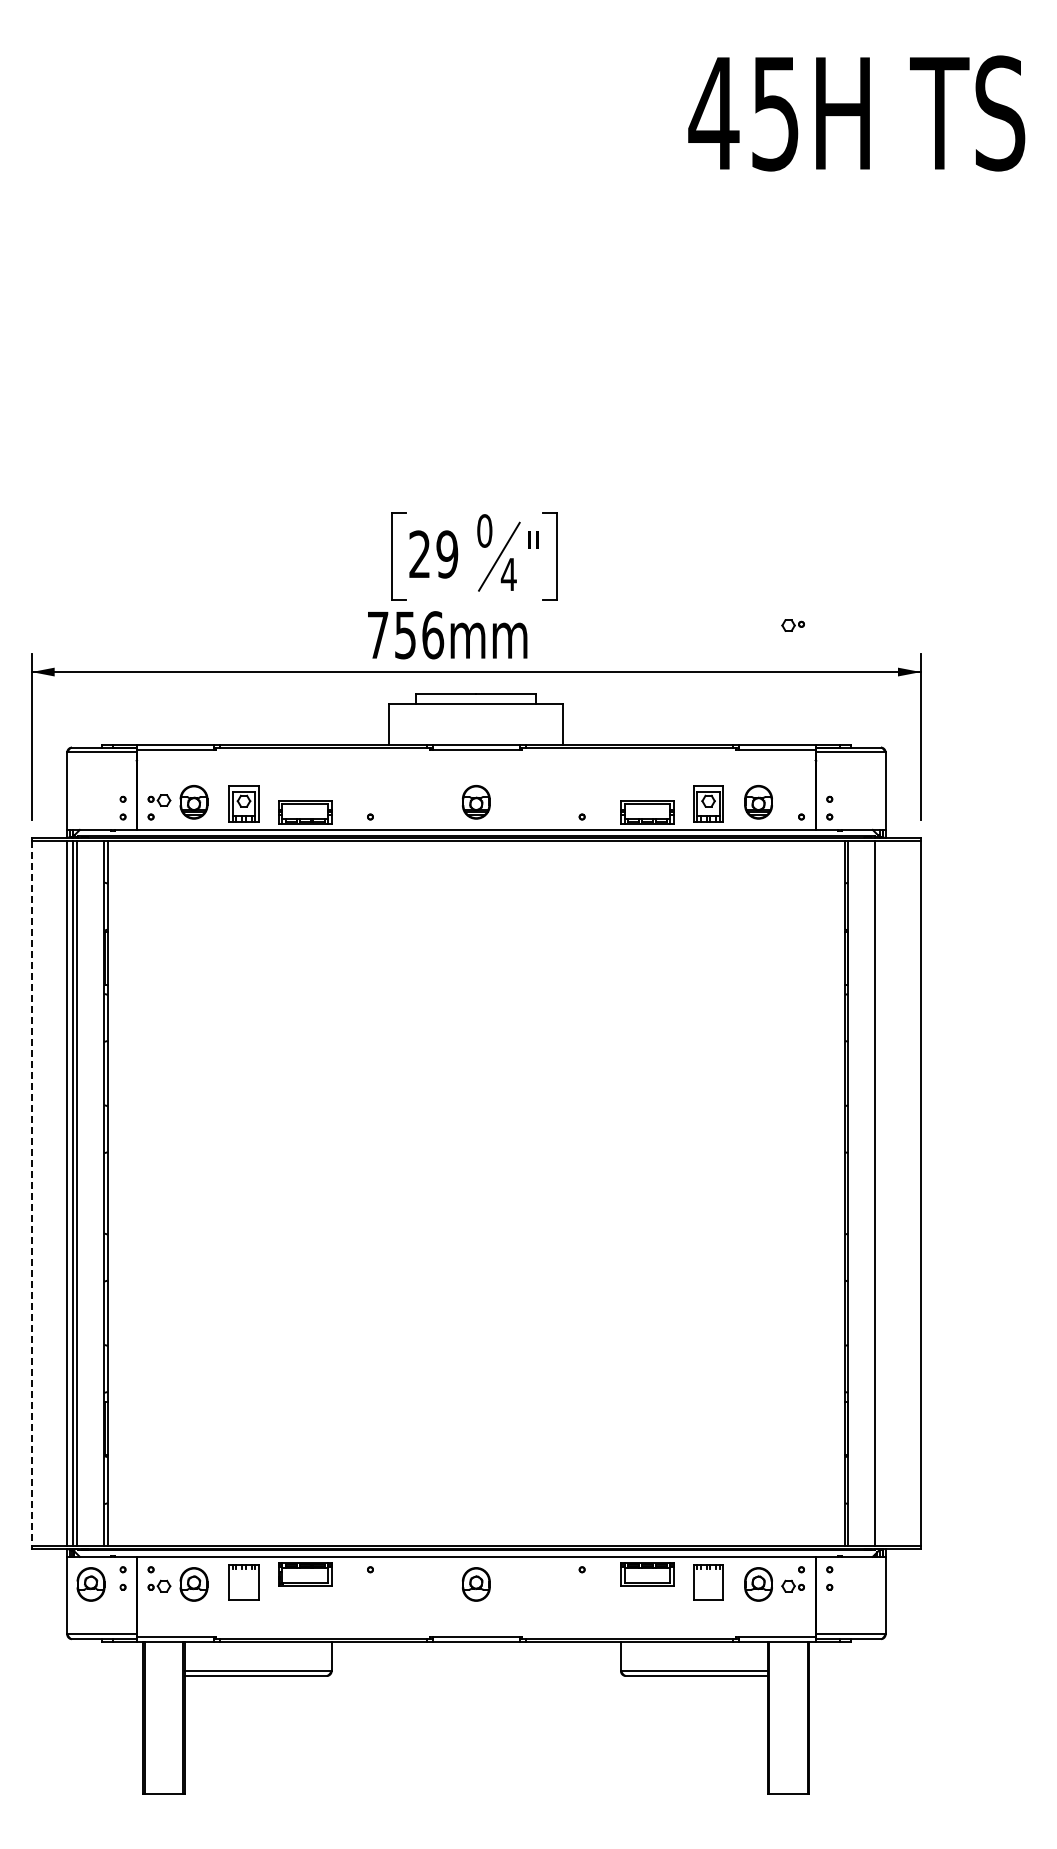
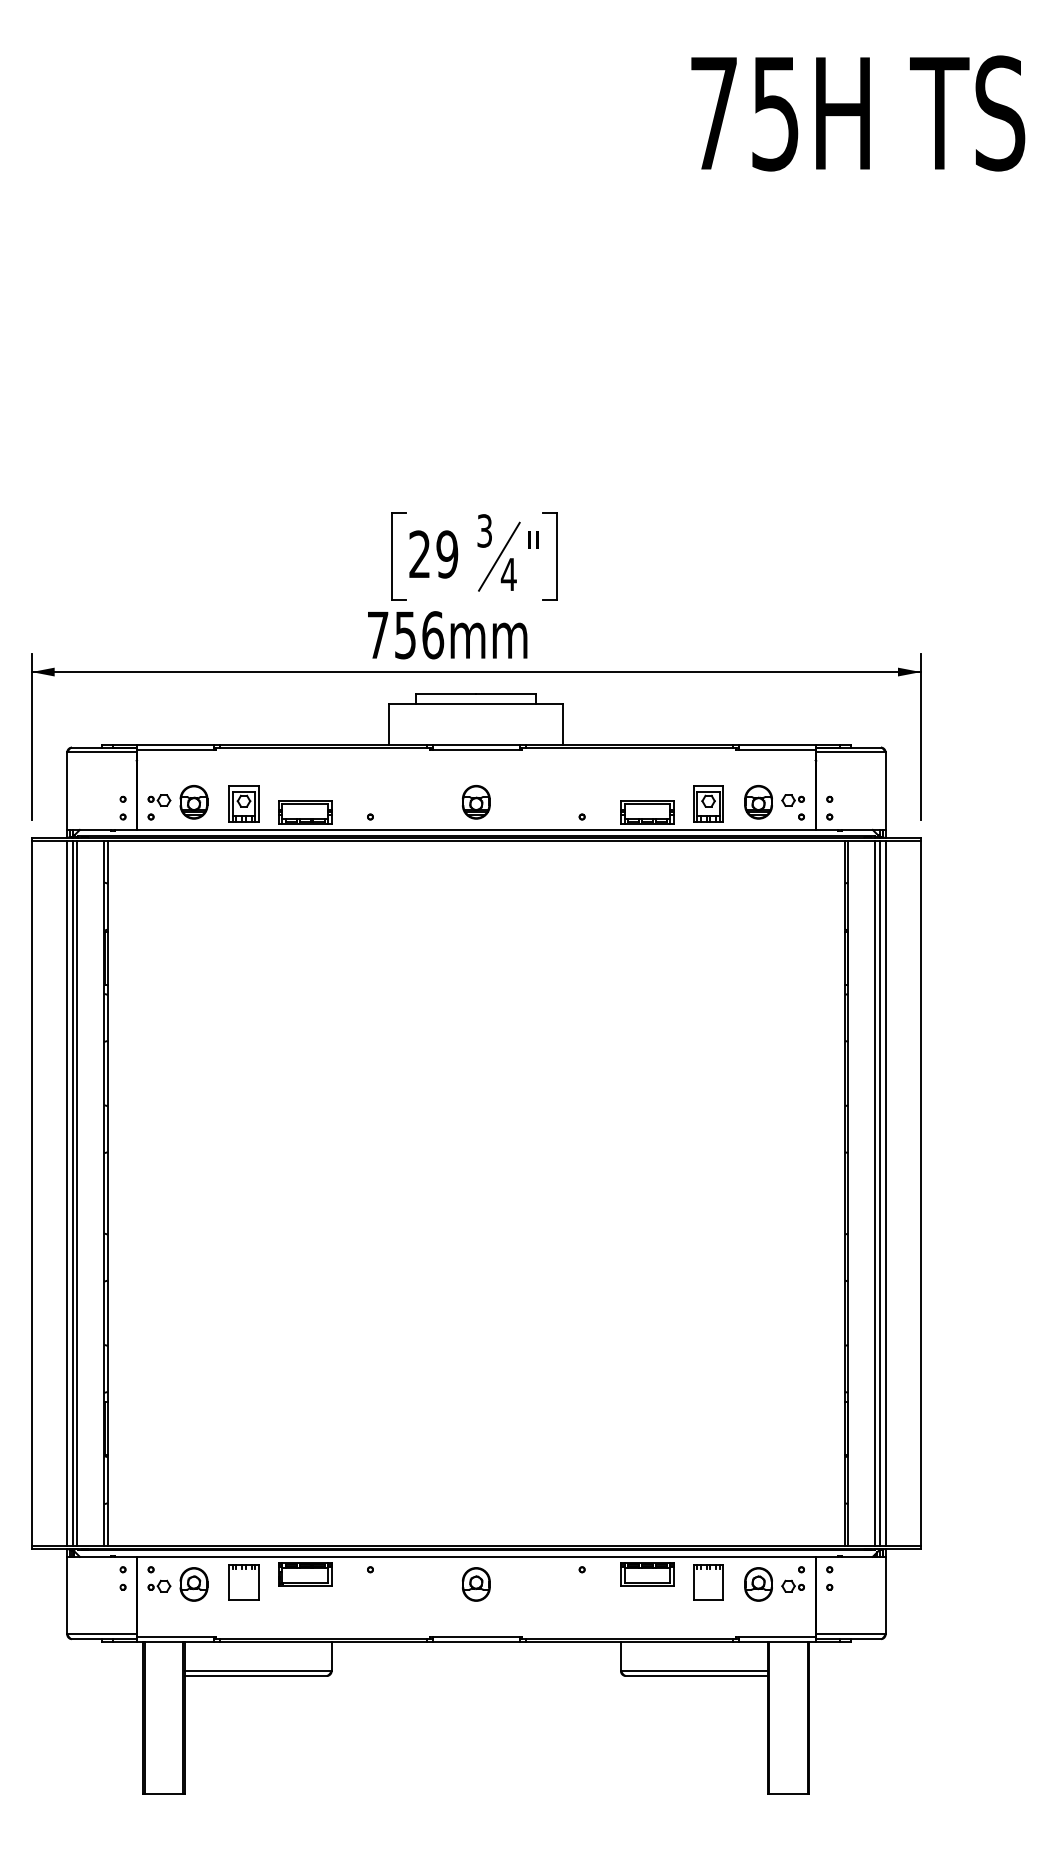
text: 45H -> 75H (713, 113)
text: 0 -> 3 (484, 530)
part position: (792, 625) -> (792, 800) (792, 800)
line: dashed -> solid (31, 1193)
line: none -> present (880, 1193)
line: none -> present (885, 1193)
part: present -> none (90, 1584)
